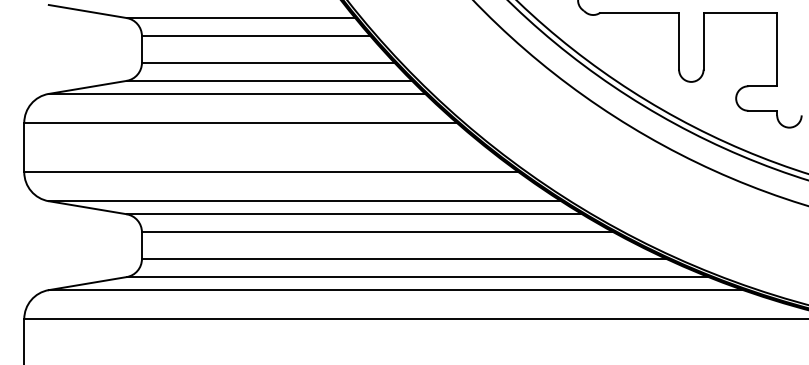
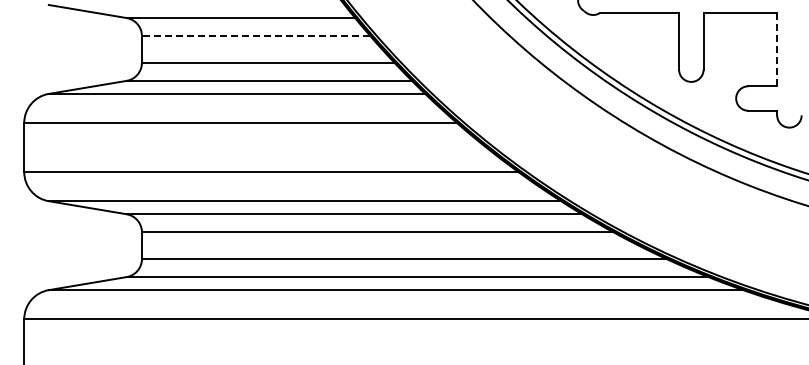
line: solid -> dashed (255, 36)
line: solid -> dashed (777, 49)
